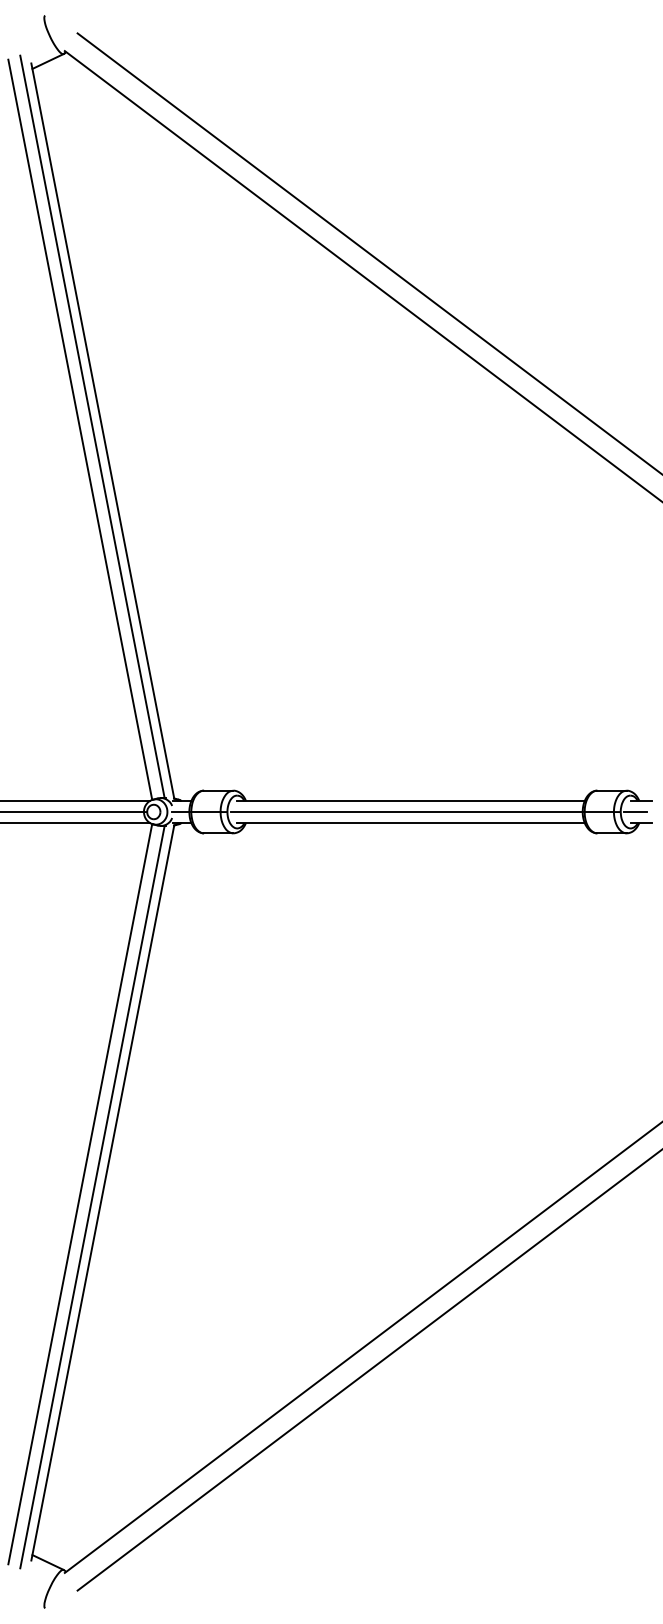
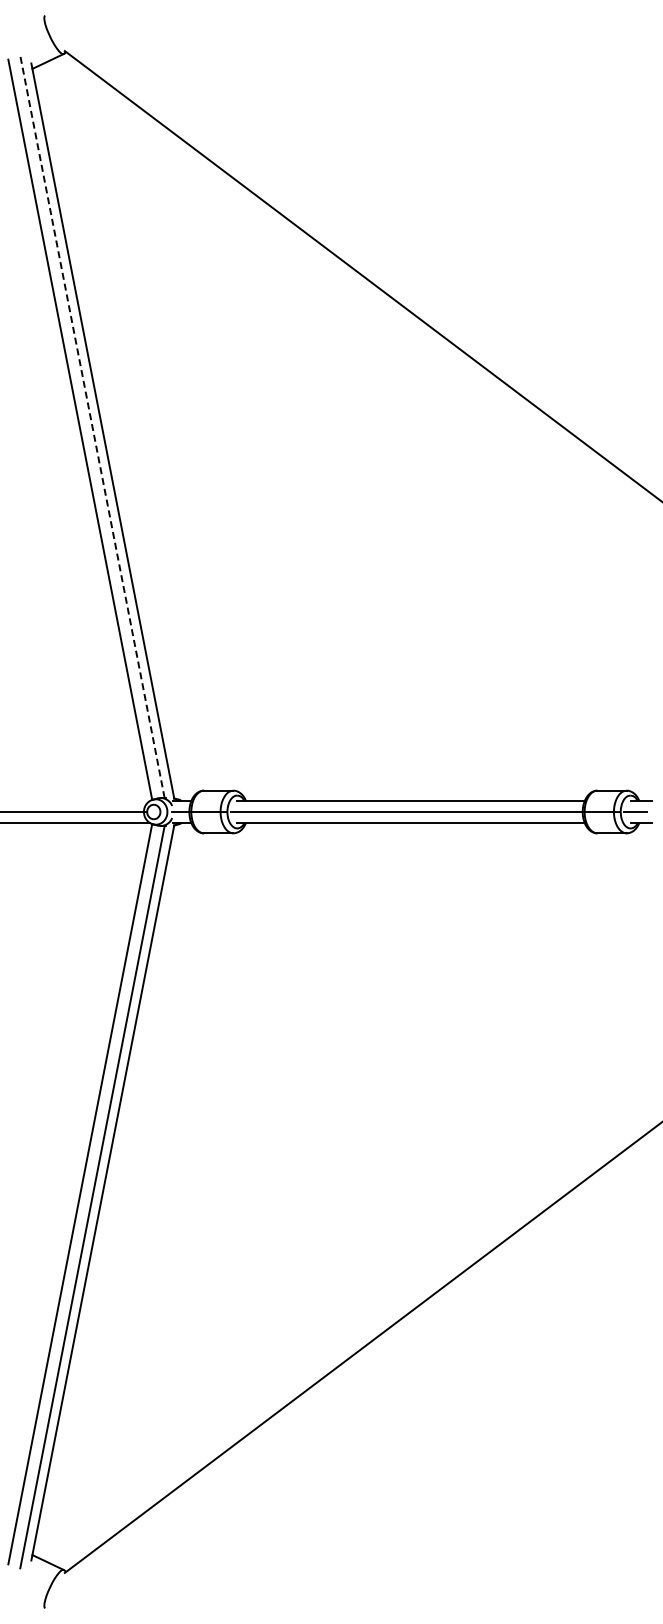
line: present -> none (368, 252)
line: solid -> dashed (92, 426)
line: present -> none (75, 801)
line: present -> none (368, 1370)
